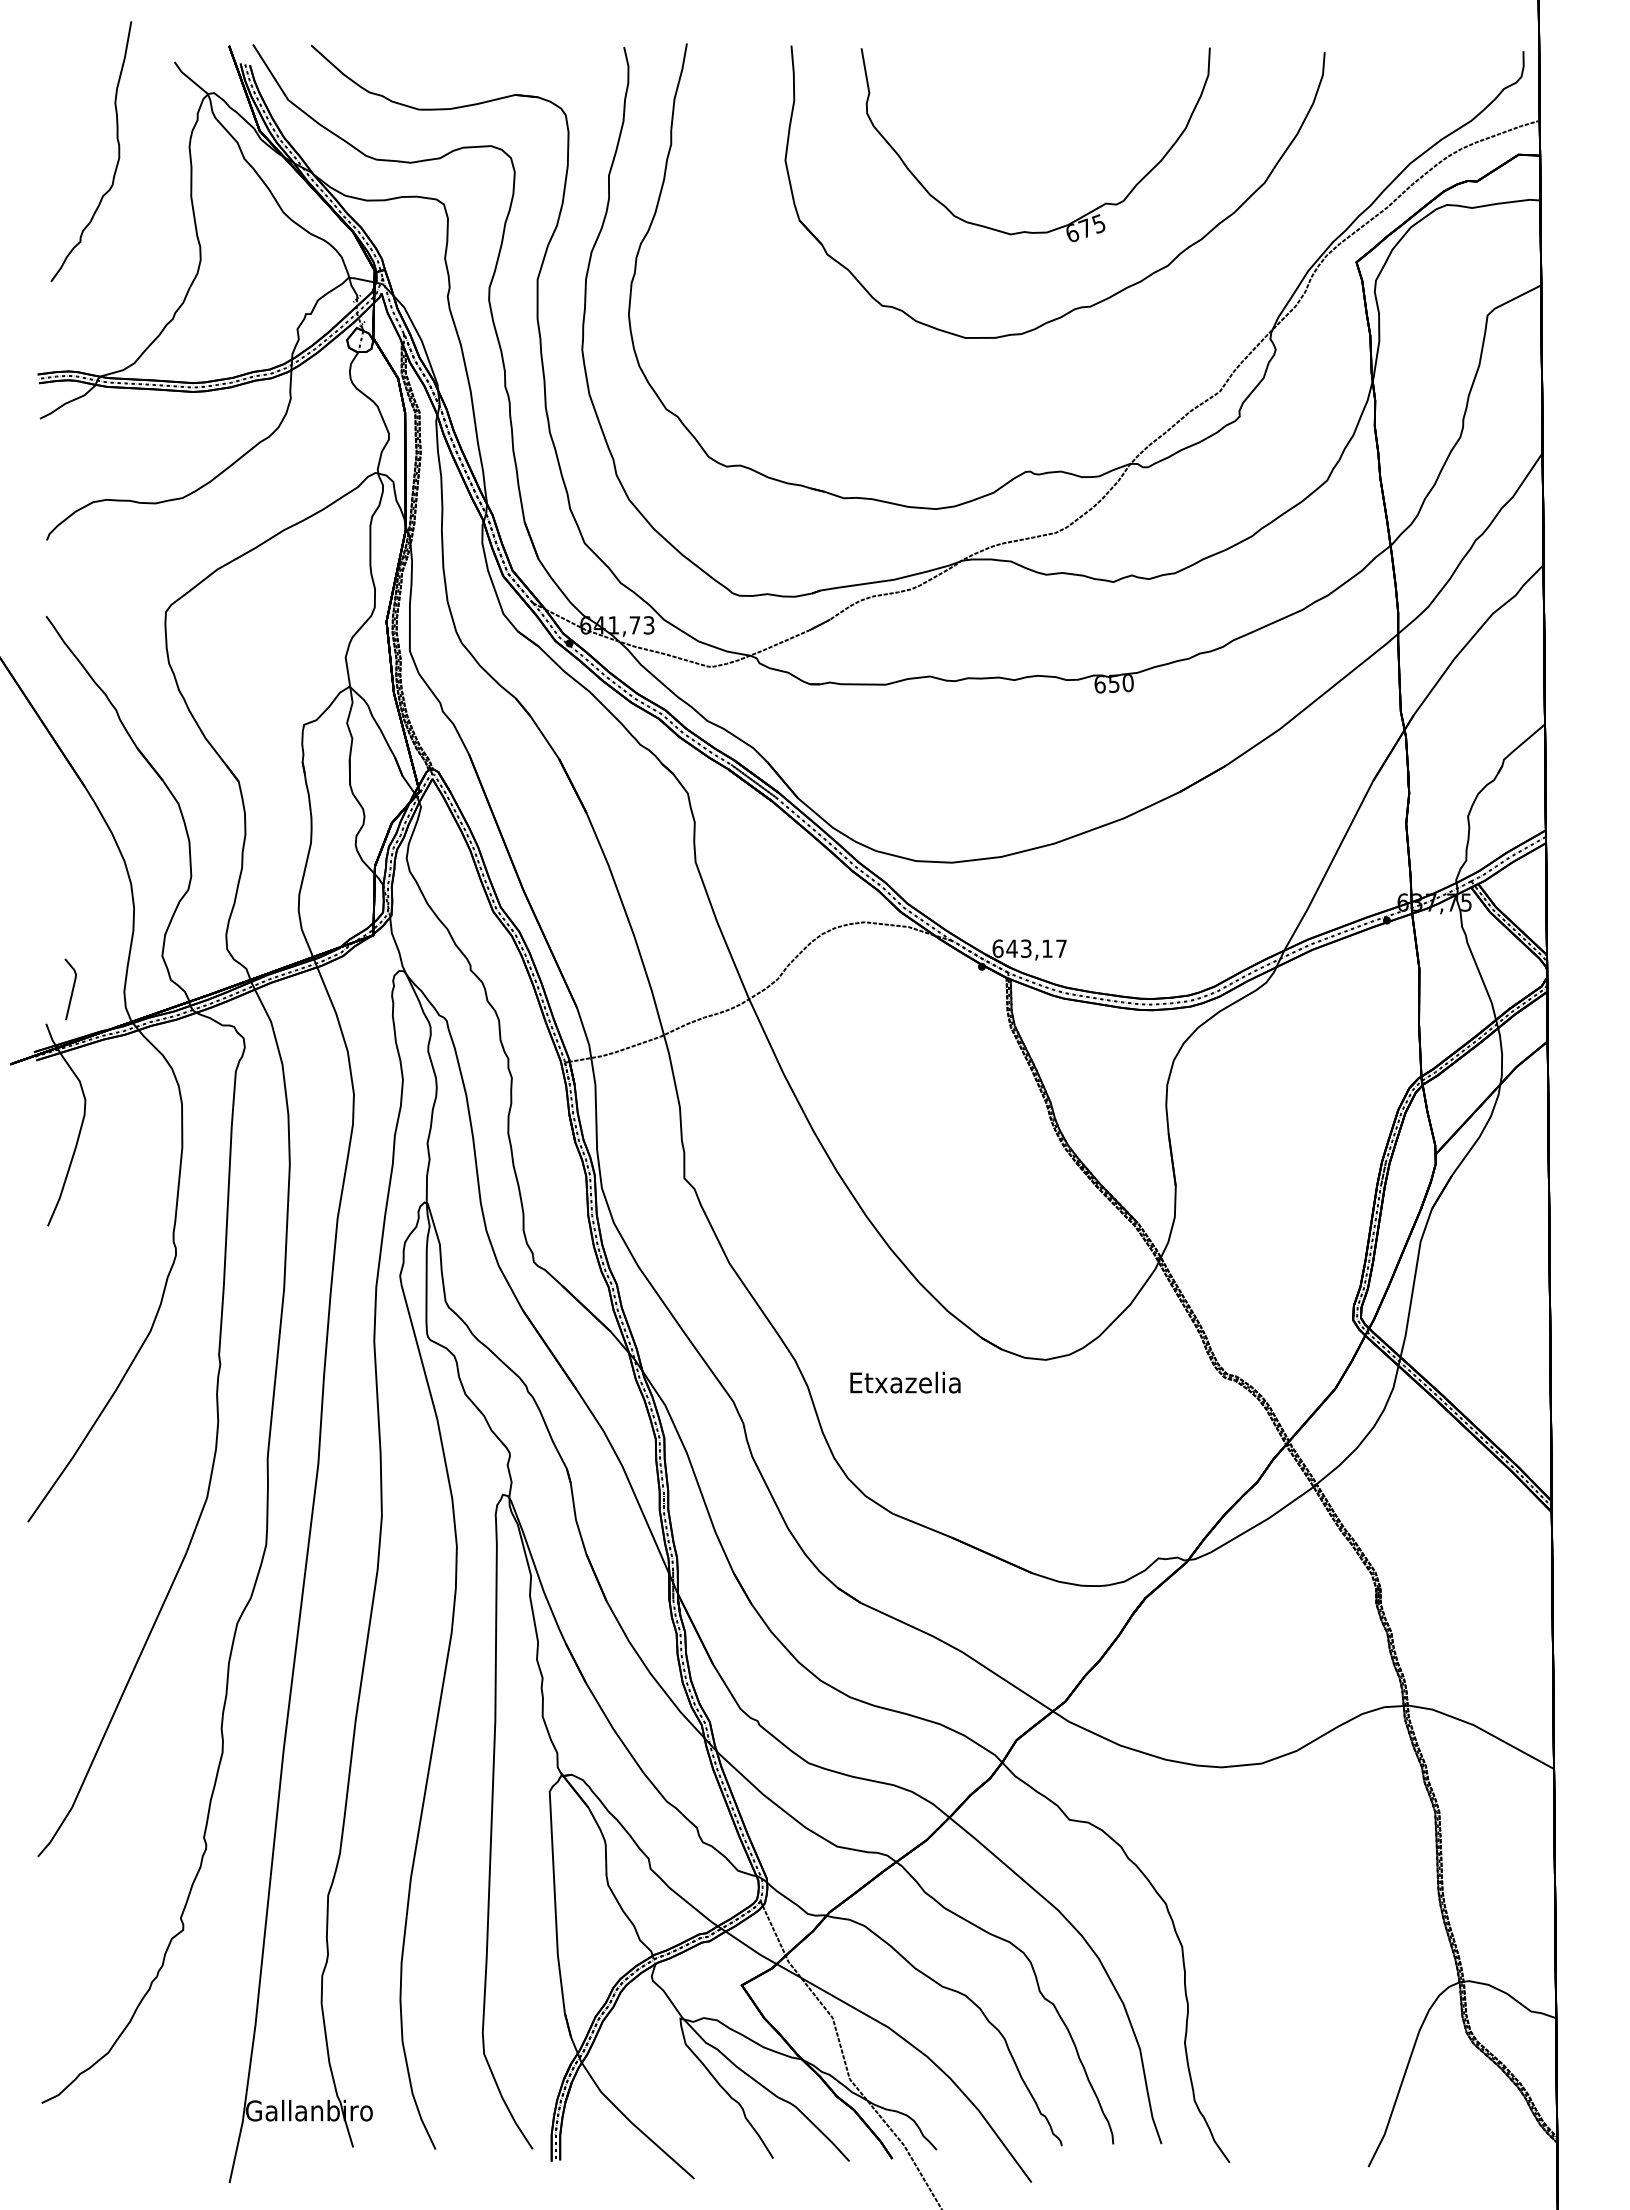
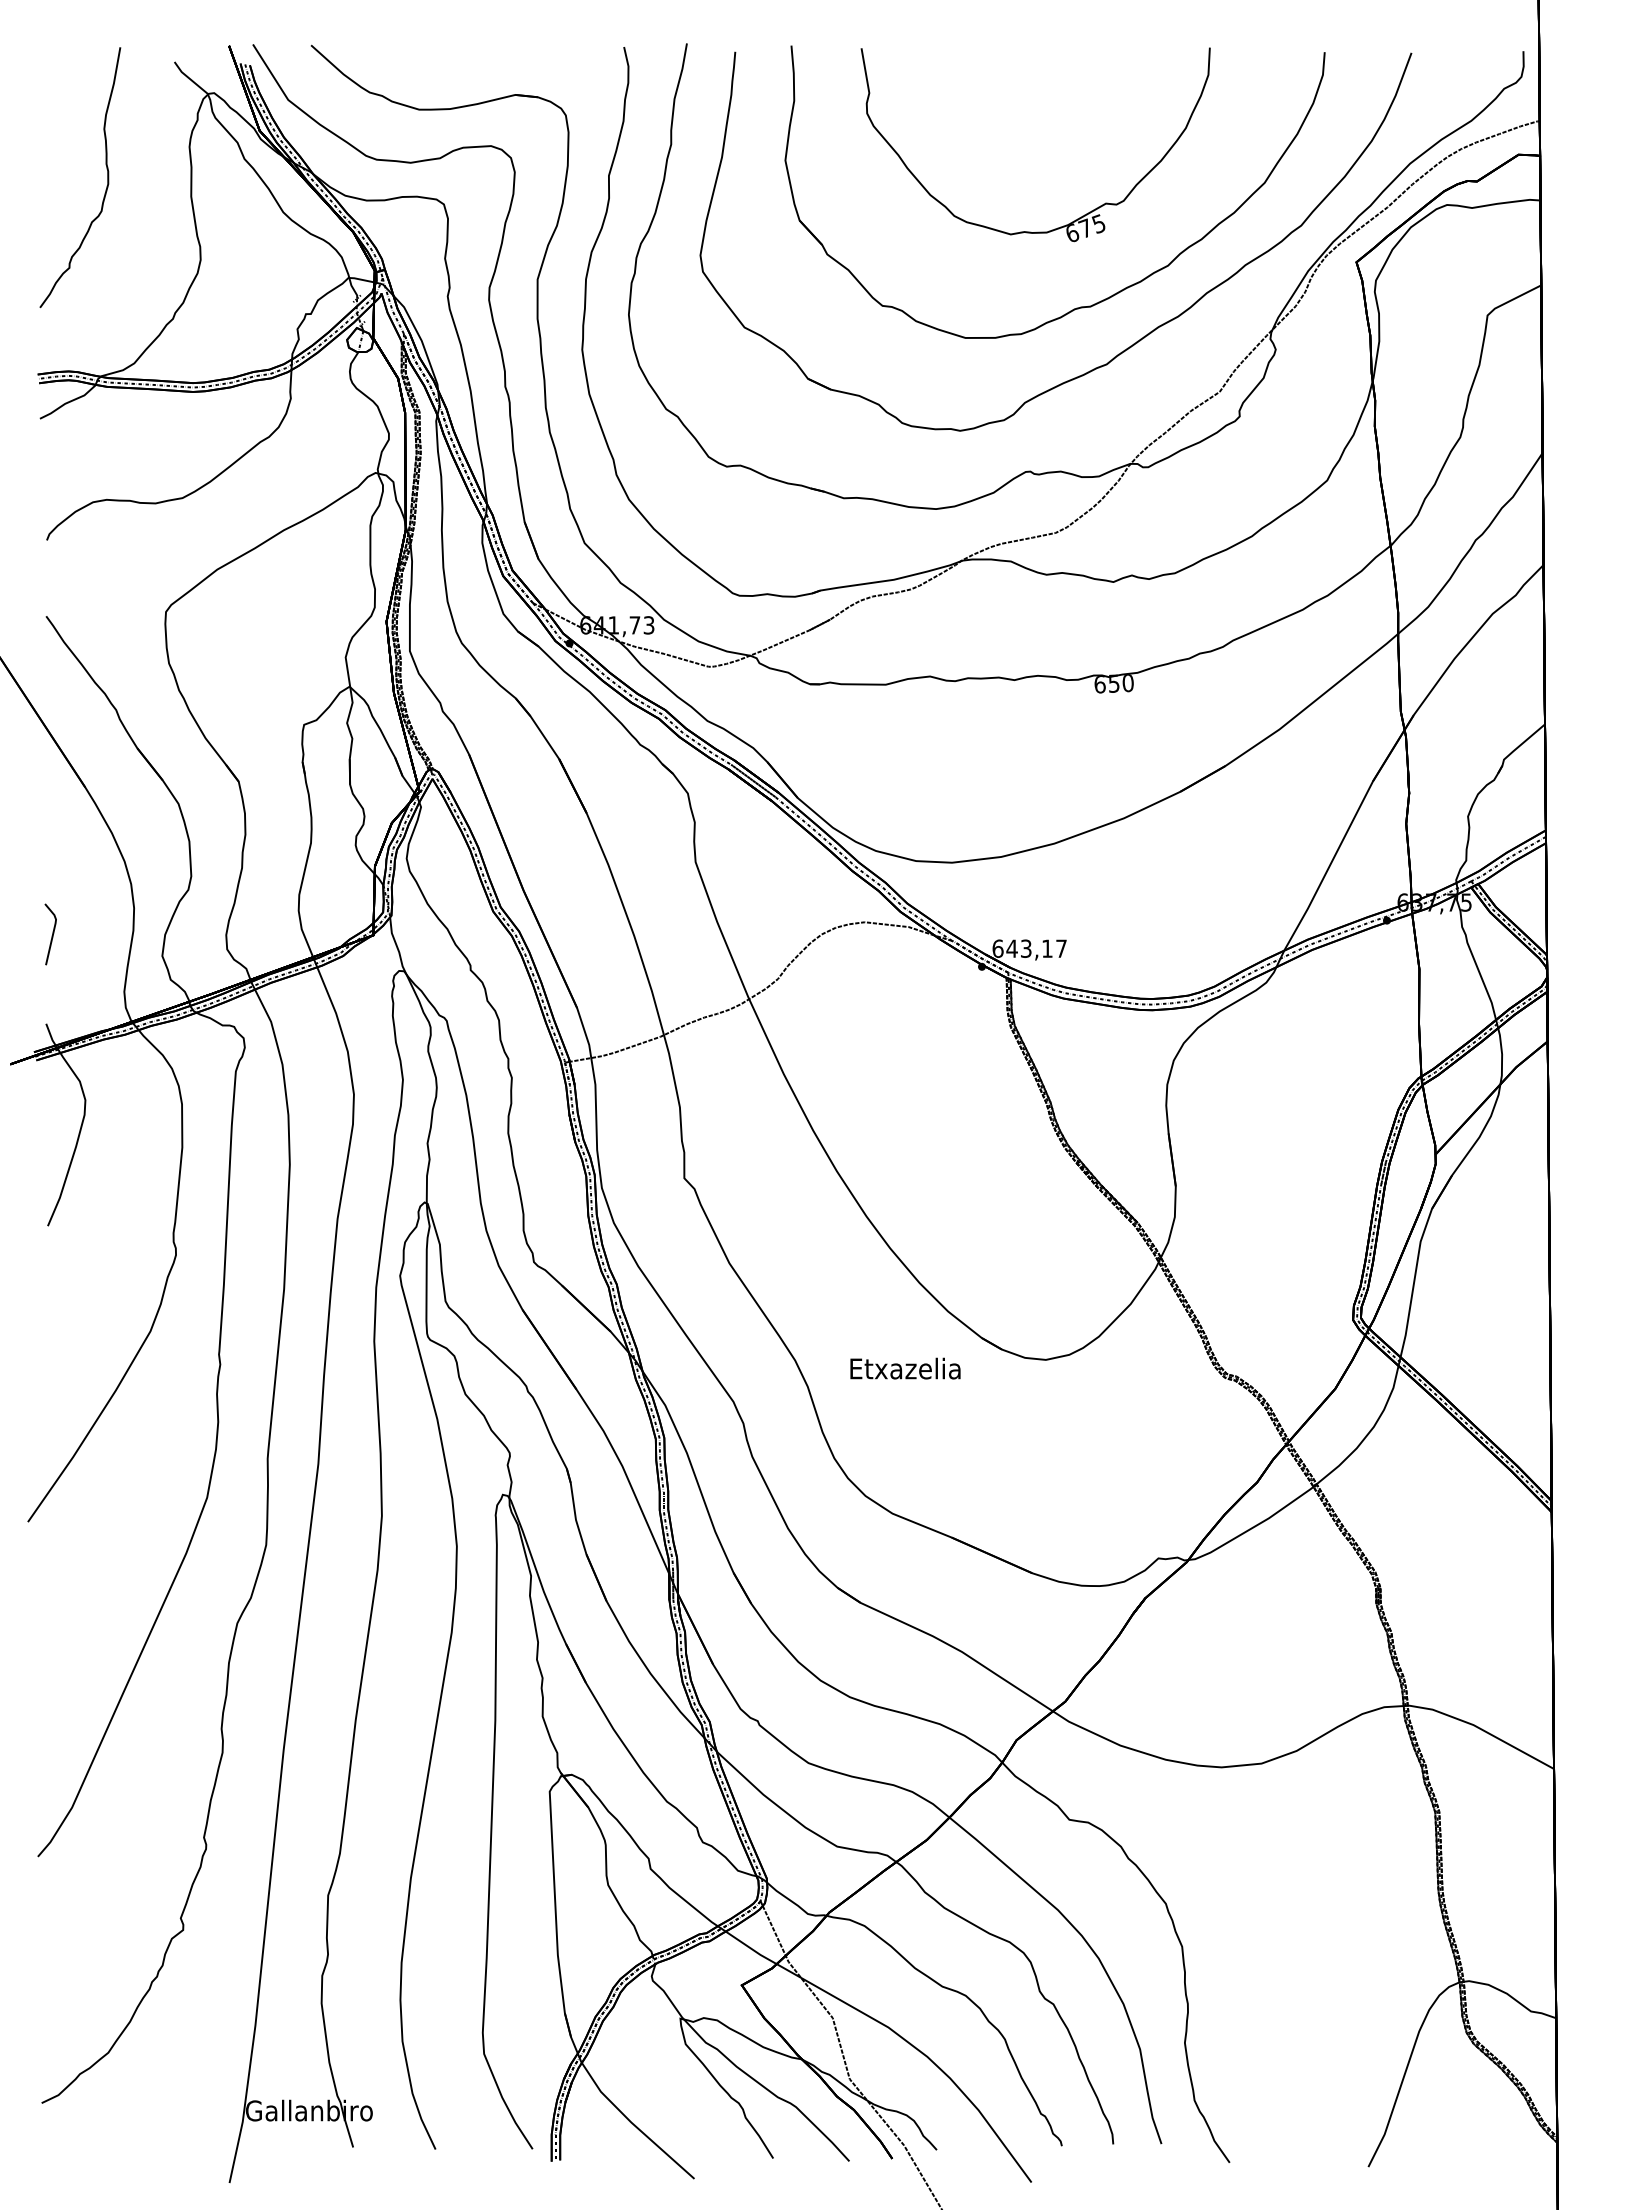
curve position: (118, 151) -> (107, 177) (107, 177)
part: none -> present (1127, 347)
line position: (71, 990) -> (51, 935) (51, 935)
text position: (905, 1382) -> (905, 1368) (905, 1368)
